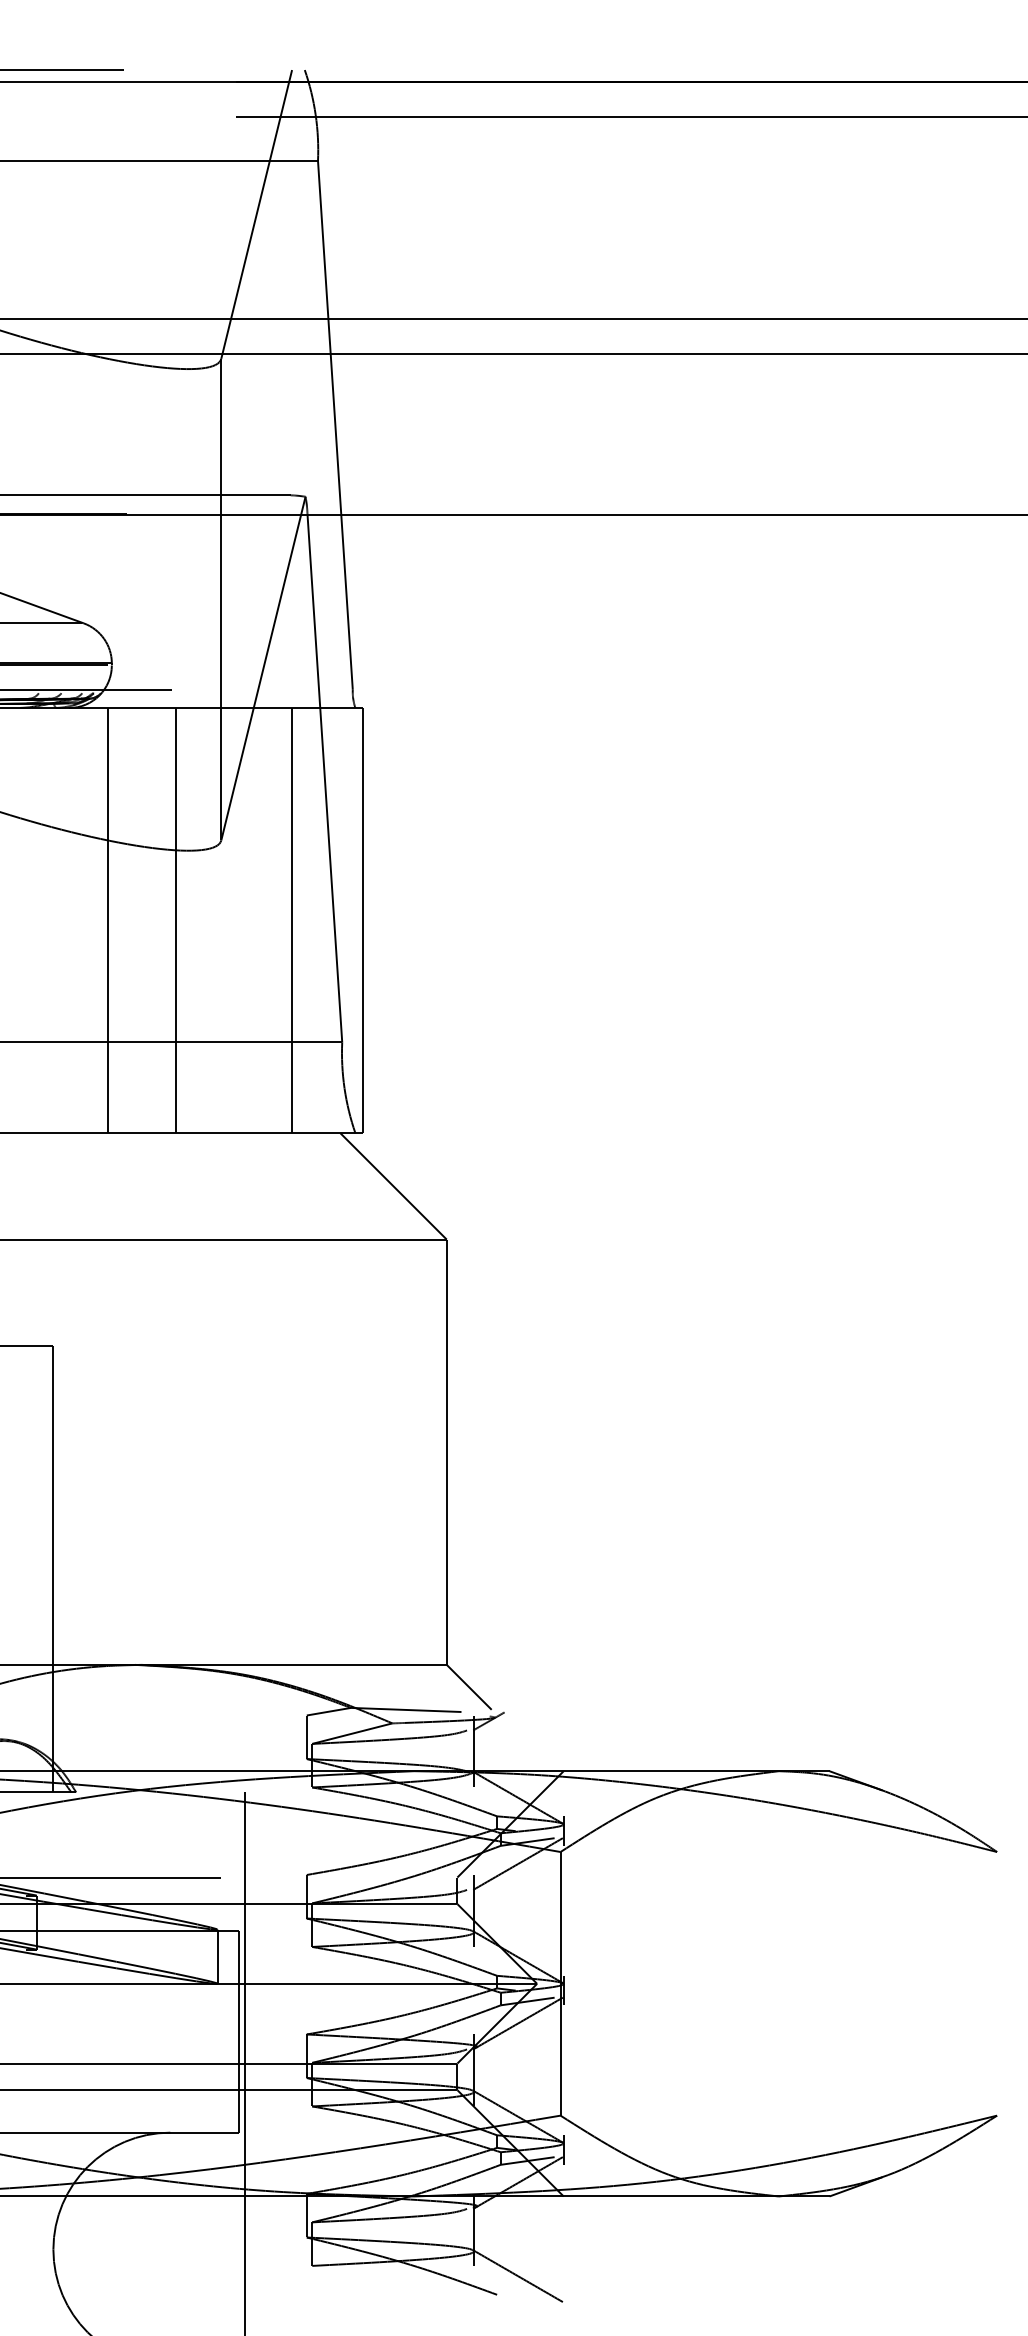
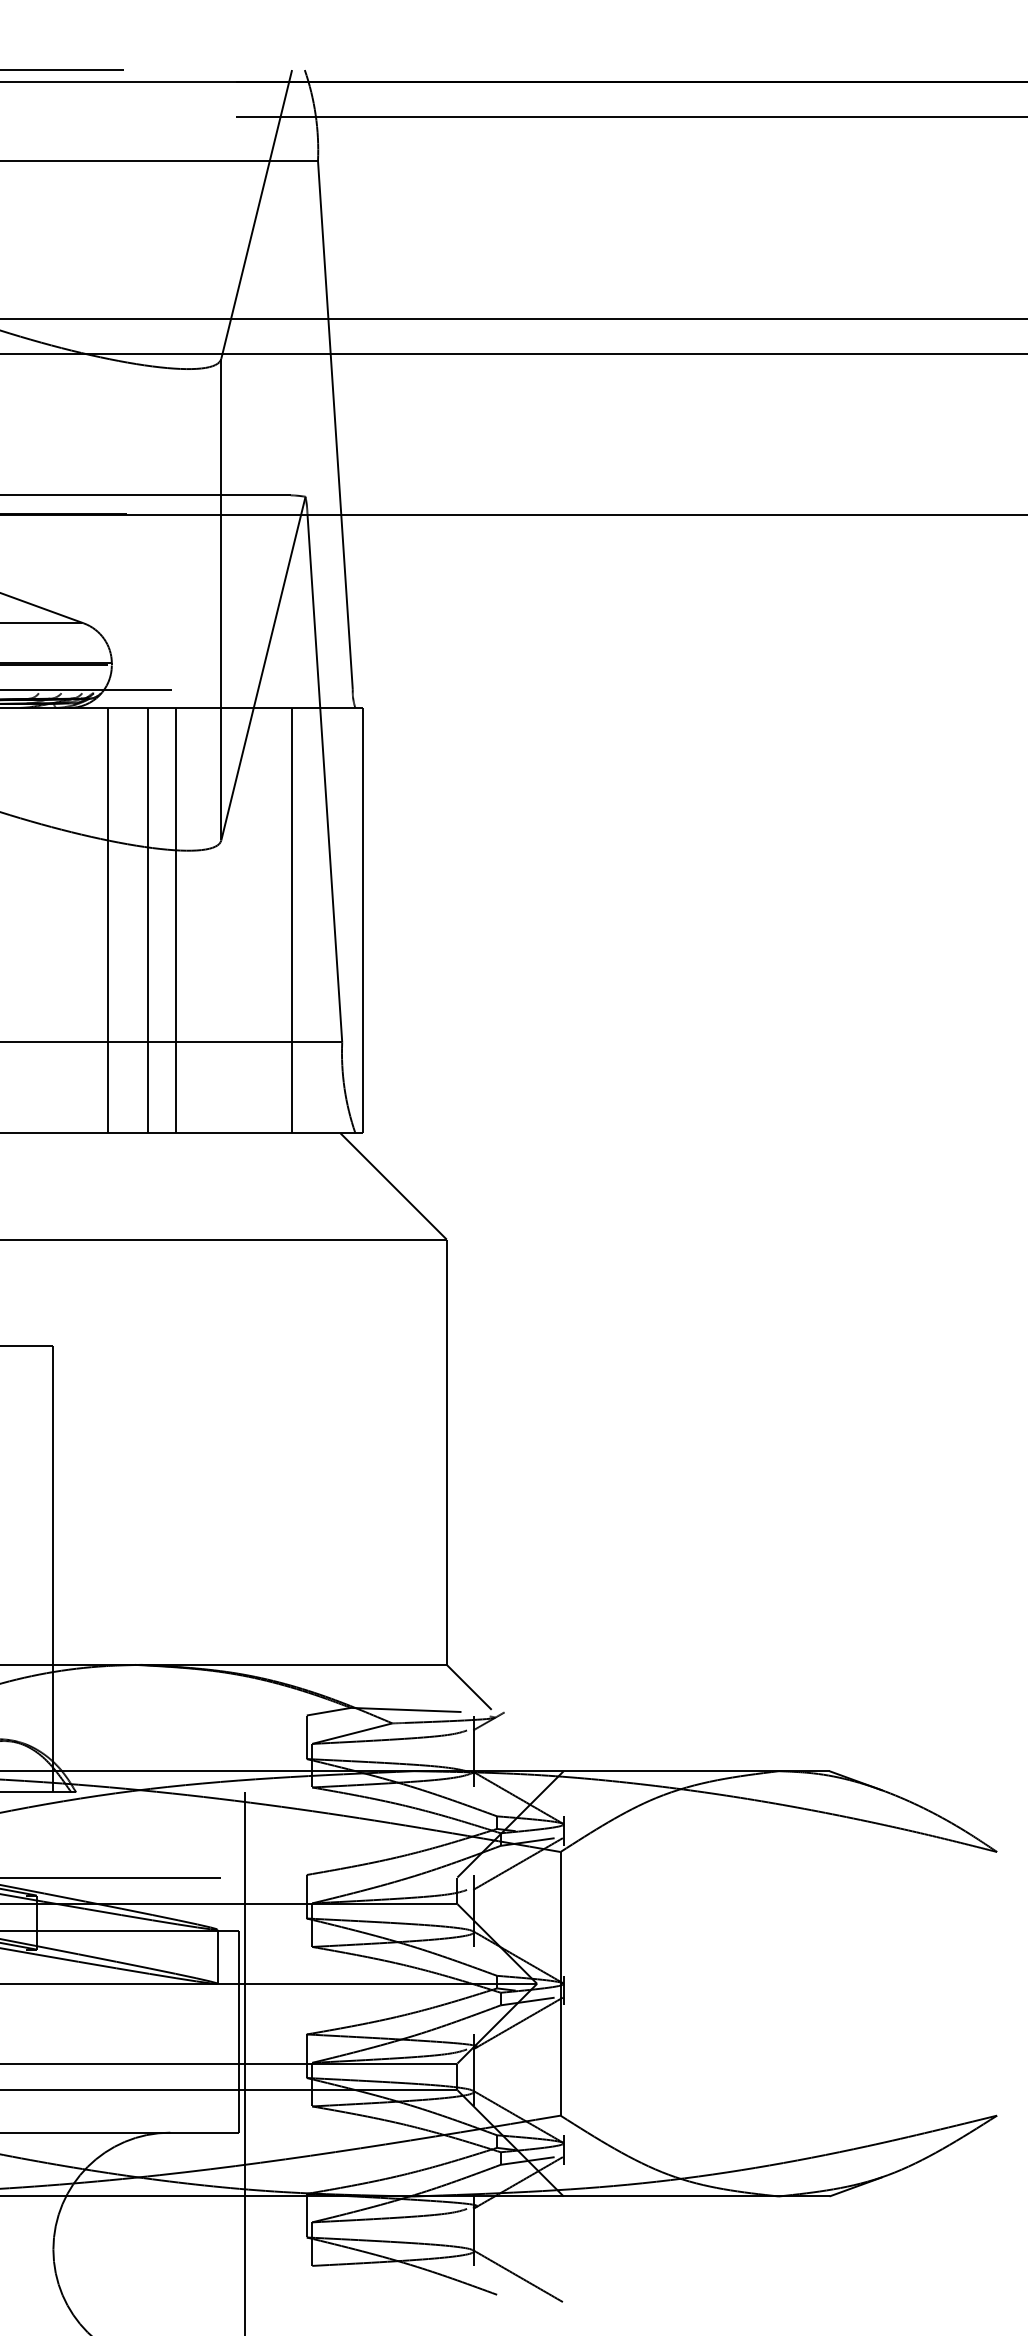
line: none -> present (148, 920)
